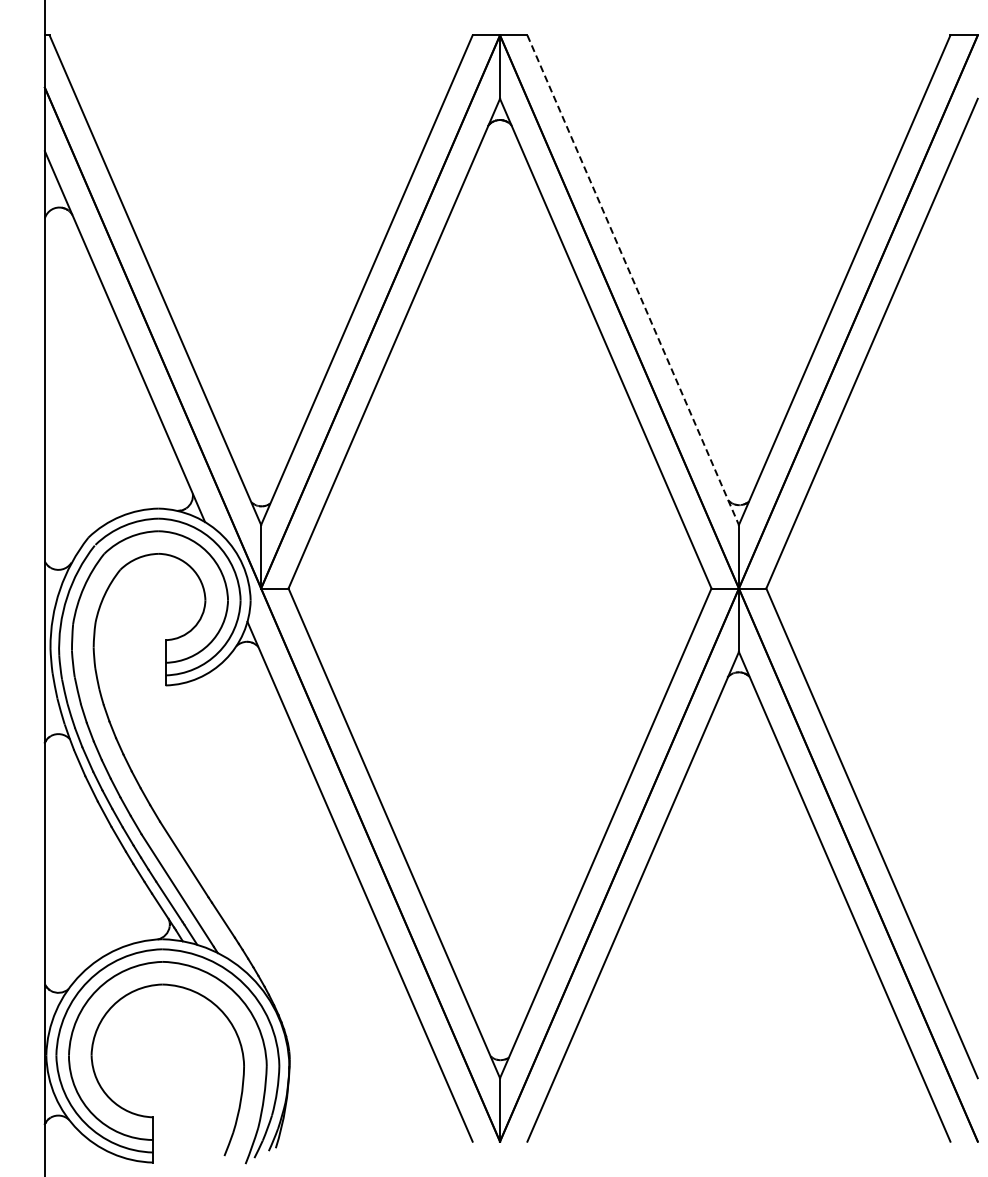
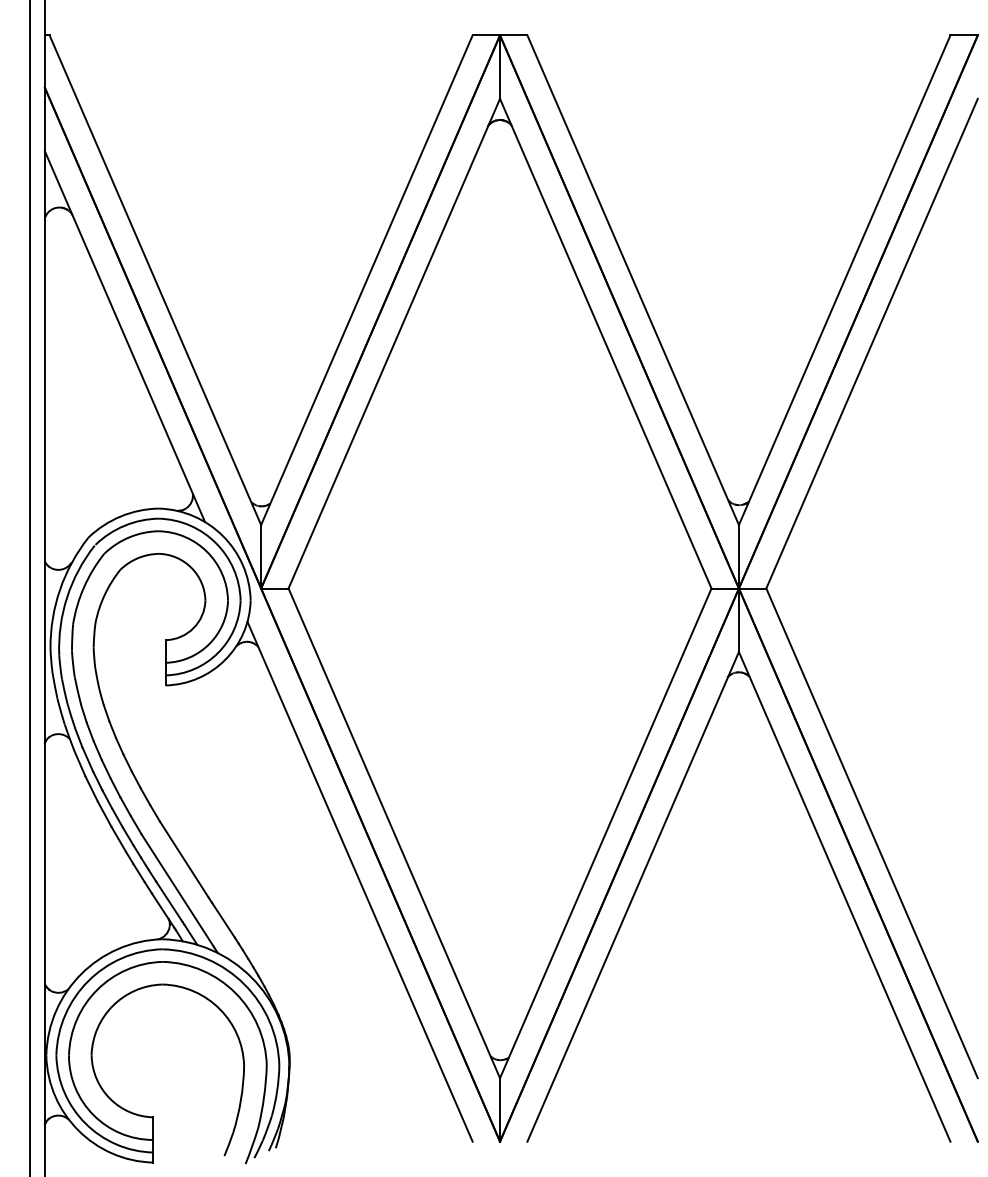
line: dashed -> solid (633, 280)
line: none -> present (29, 587)
